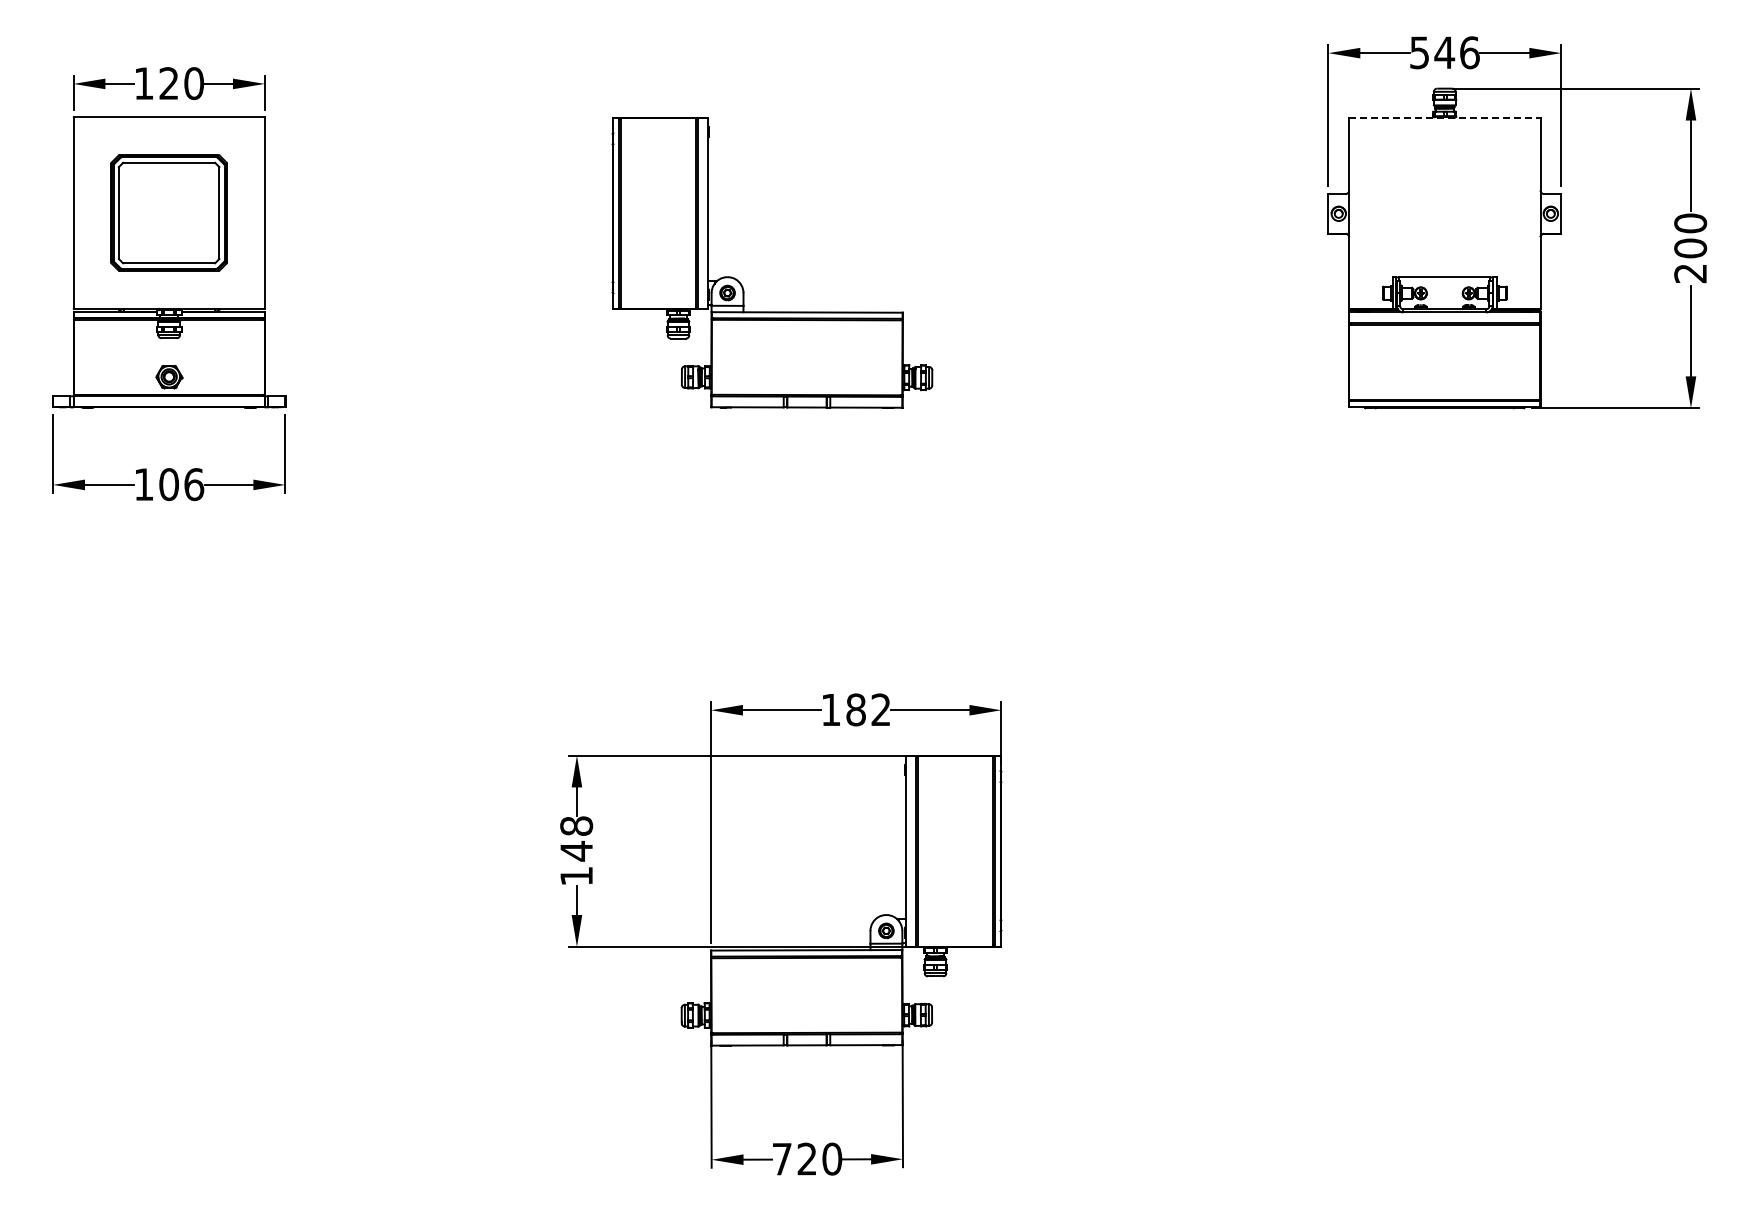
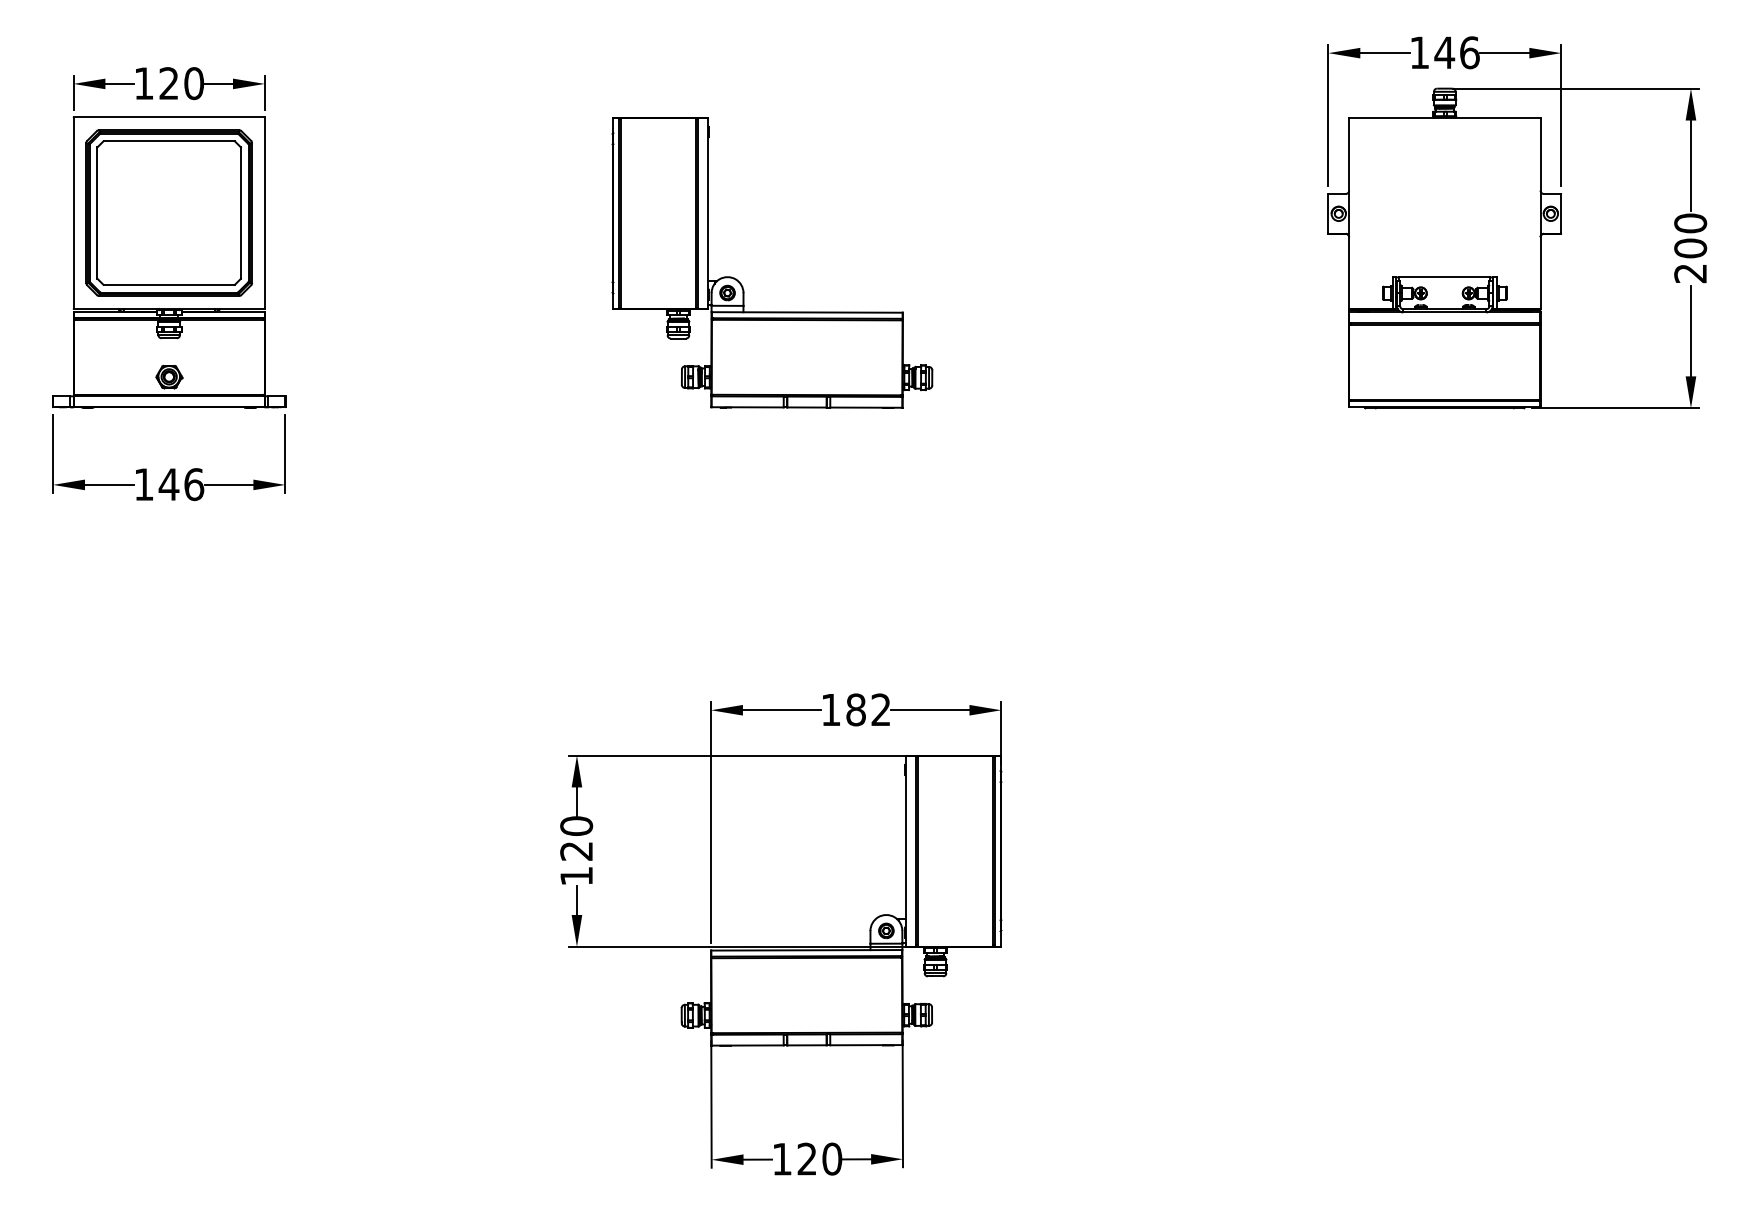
text: 546 -> 146 (1419, 52)
line: dashed -> solid (1445, 117)
part size: 118x118 px -> 168x168 px (168, 212)
text: 106 -> 146 (168, 484)
text: 148 -> 120 (576, 838)
text: 720 -> 120 (782, 1159)
